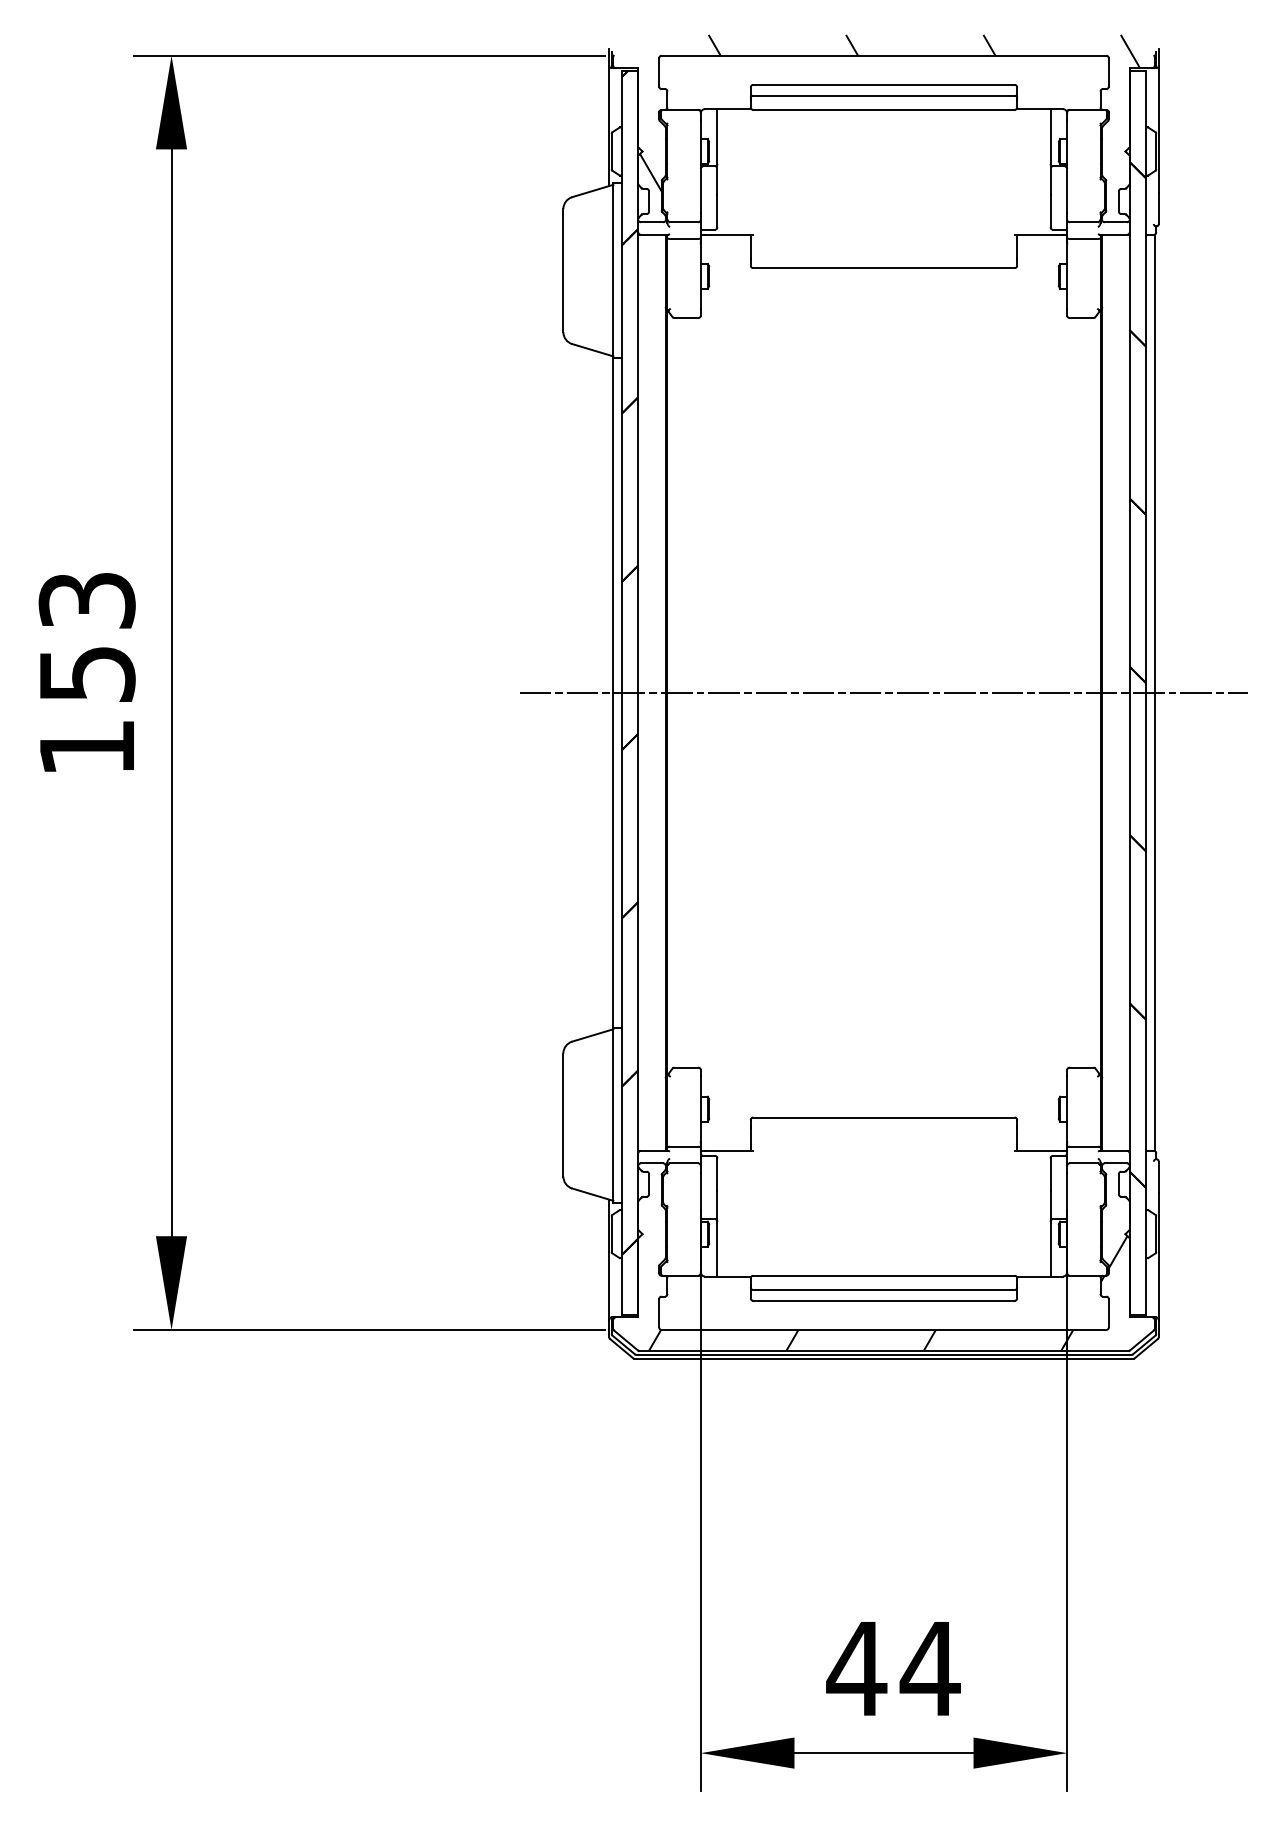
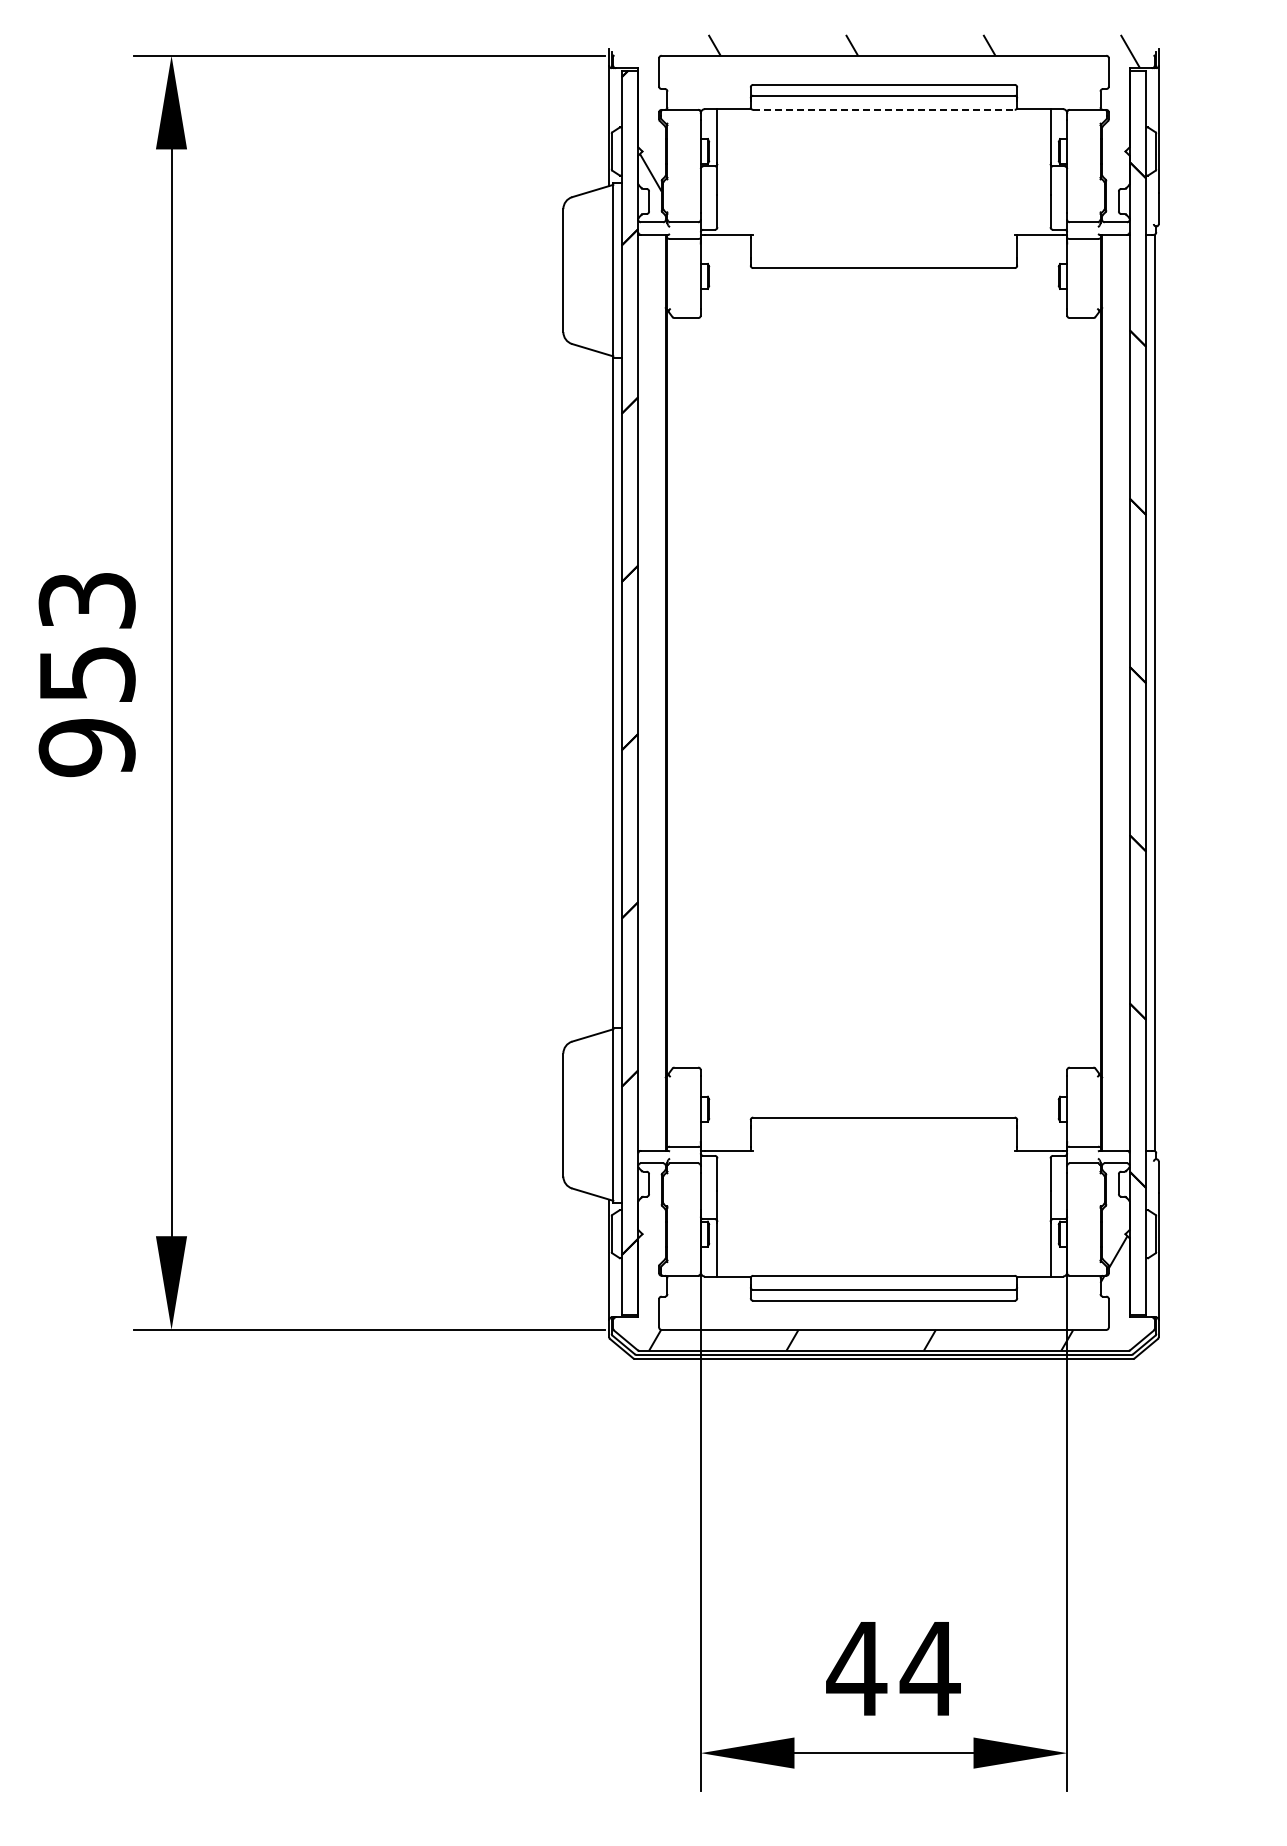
line: solid -> dashed (883, 109)
line: present -> none (883, 692)
text: 153 -> 953 (86, 748)
